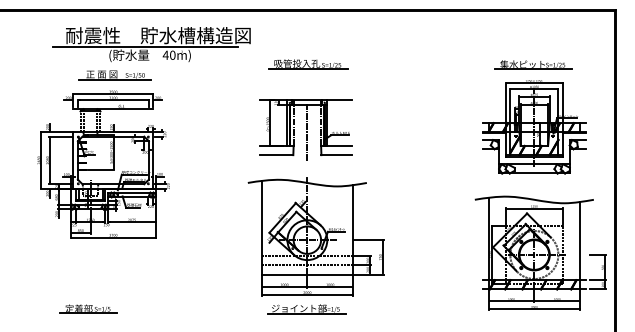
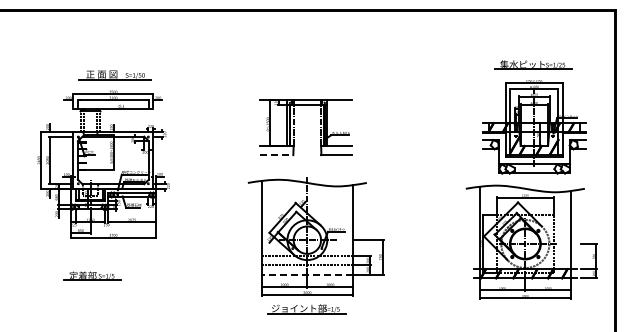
part: present -> none (151, 44)
part: present -> none (308, 64)
line: present -> none (307, 132)
line: solid -> dashed (276, 155)
part position: (540, 252) -> (531, 241) (531, 241)
line: solid -> dashed (307, 274)
part position: (88, 308) -> (92, 275) (92, 275)
